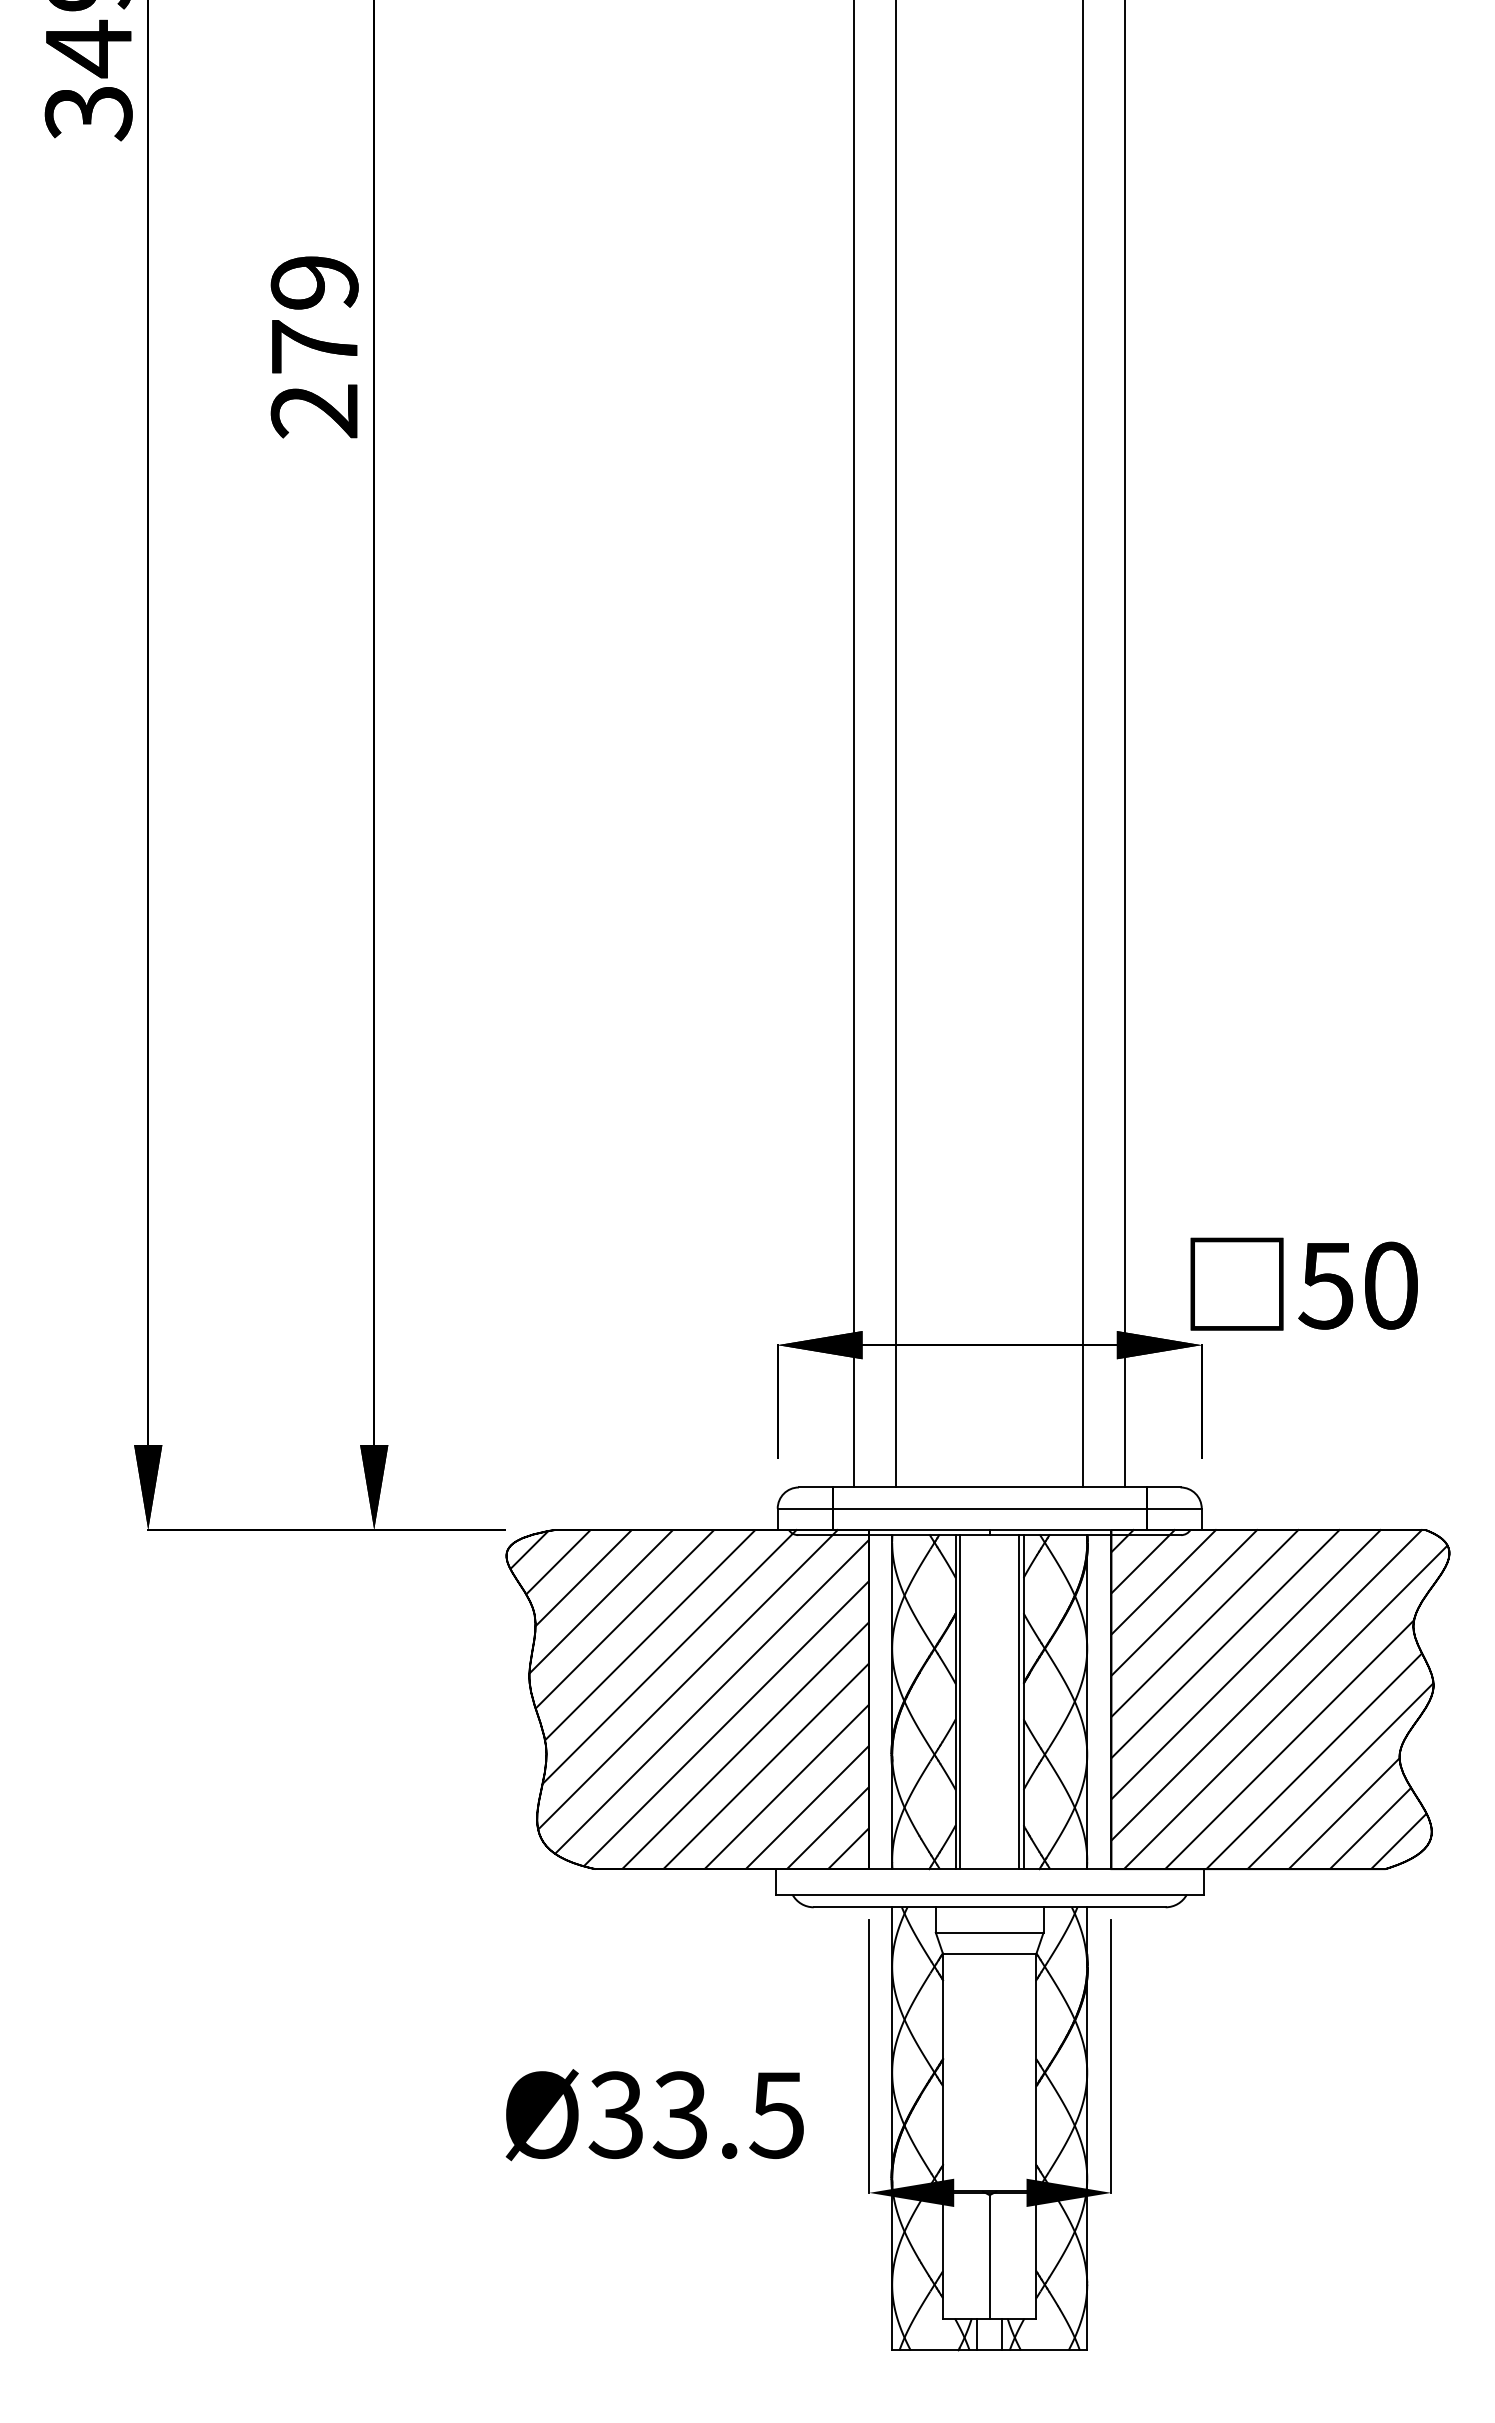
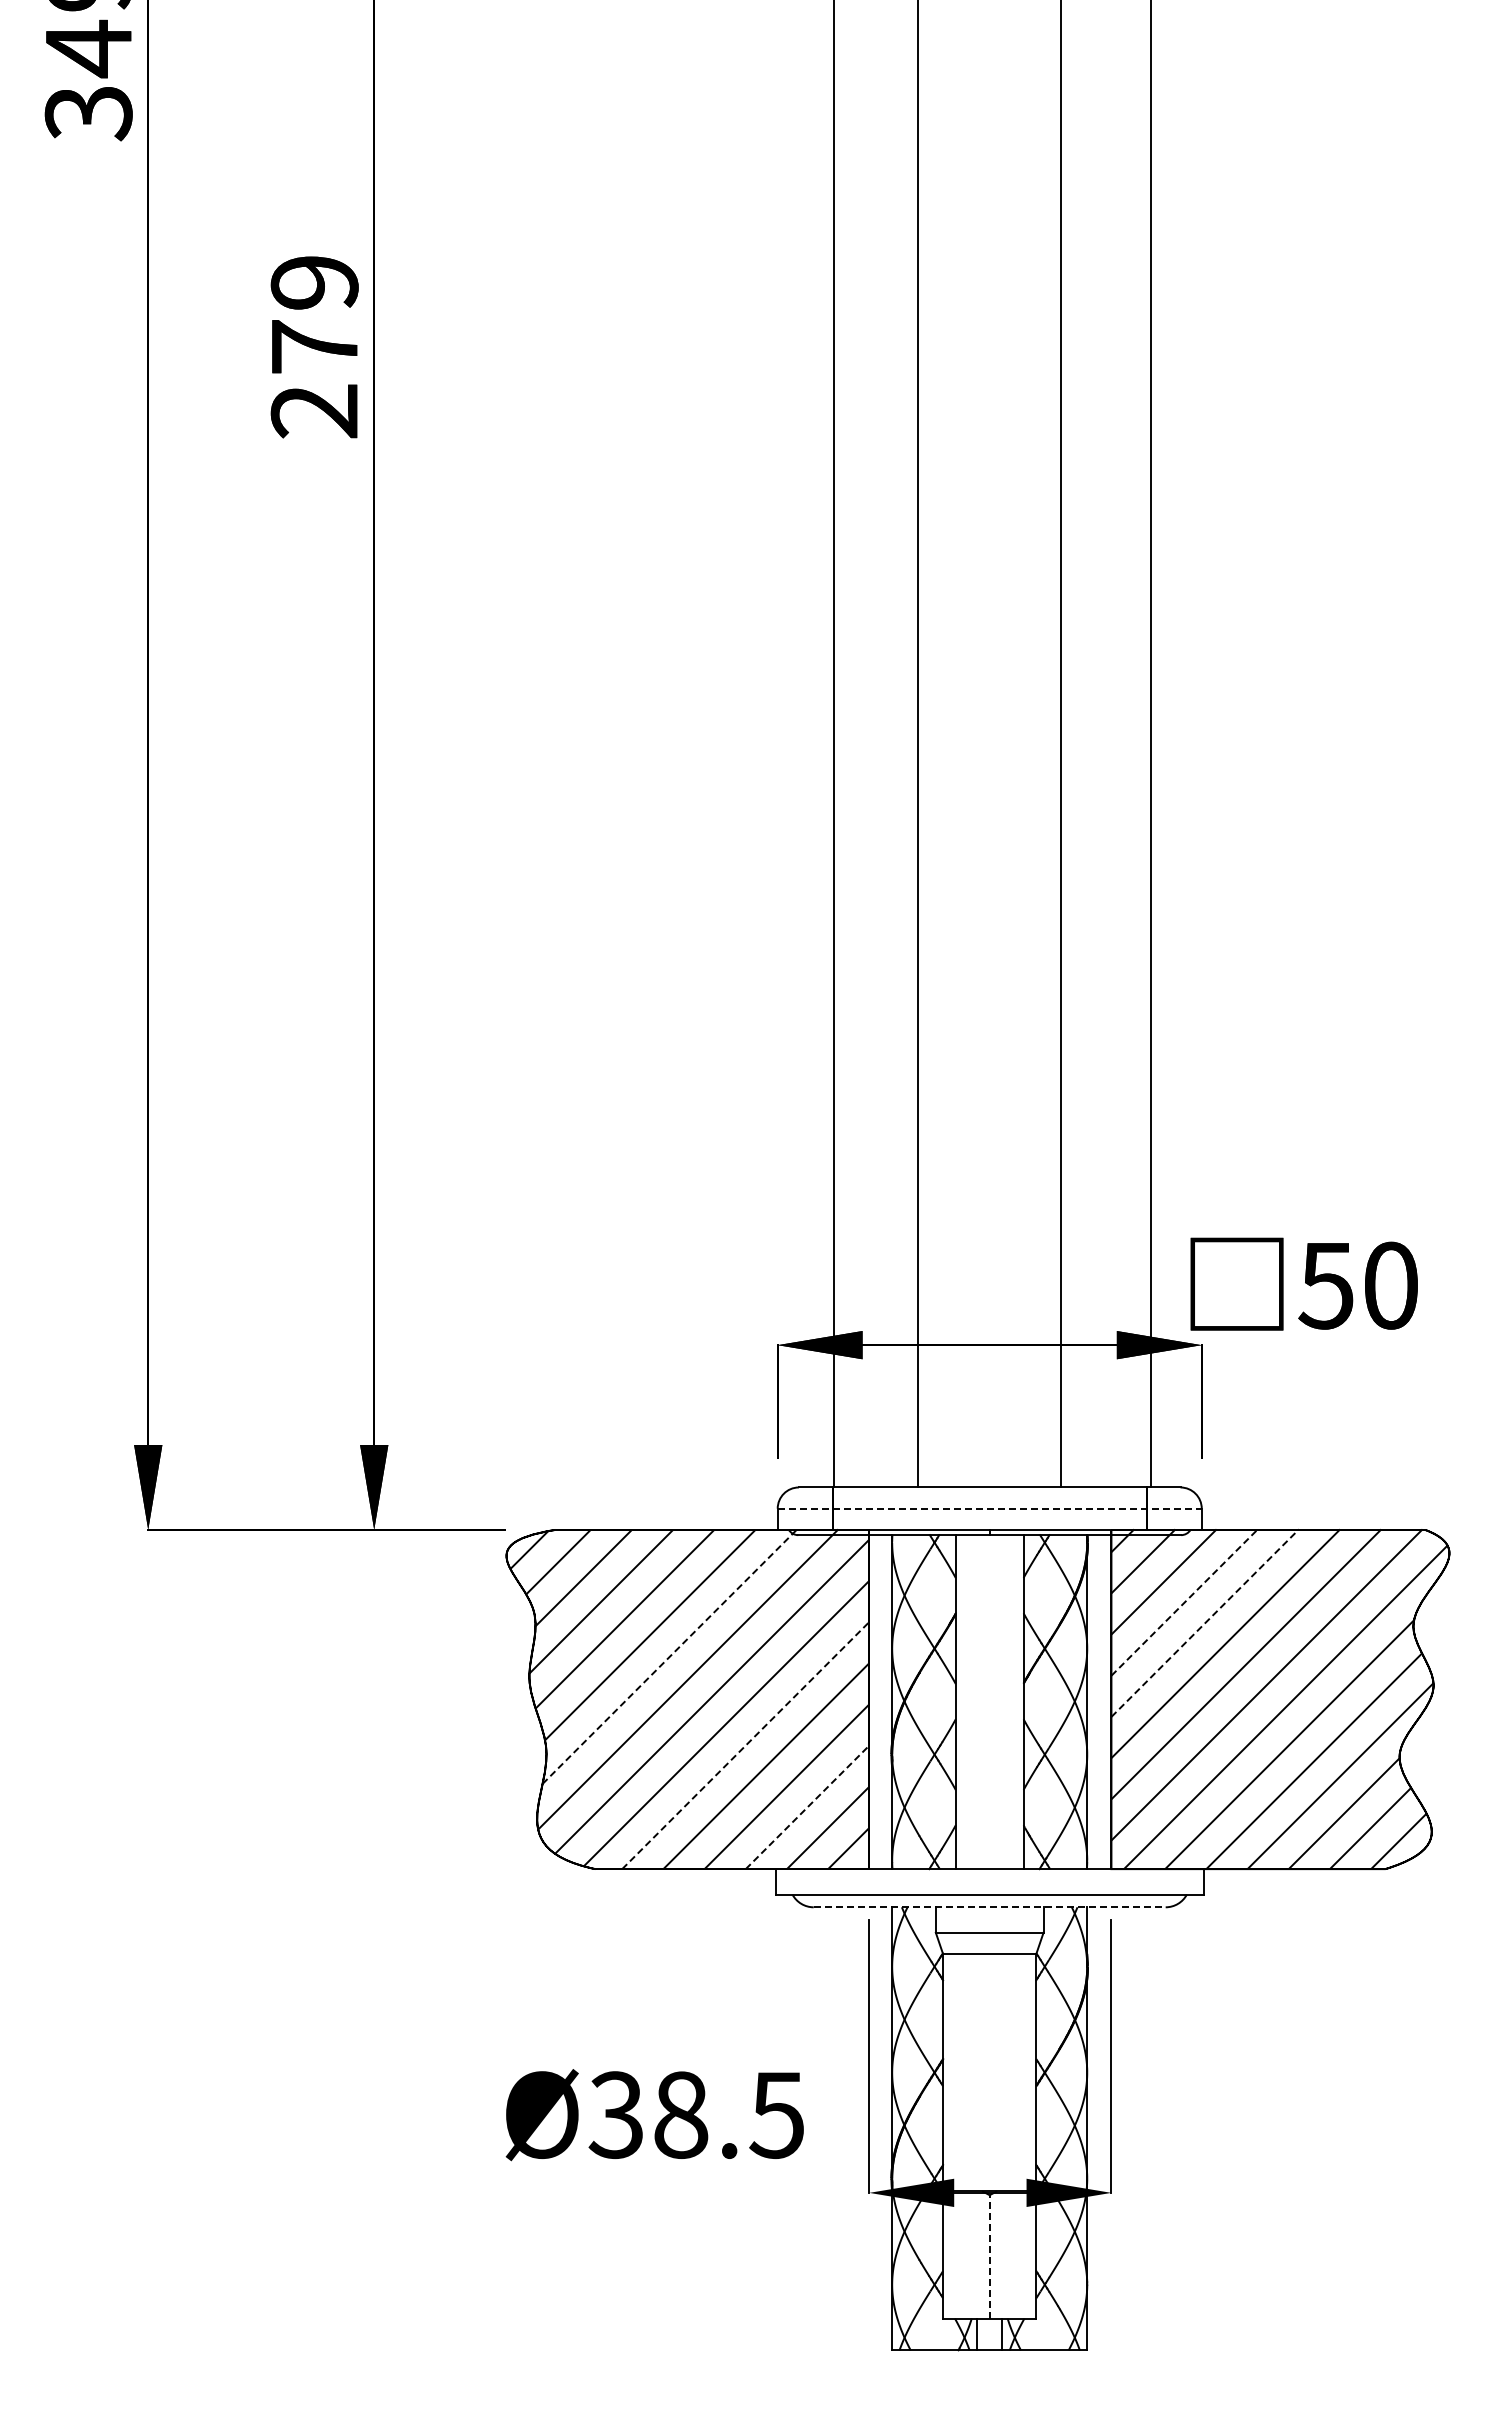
line position: (854, 744) -> (834, 744) (834, 744)
line position: (896, 744) -> (918, 744) (918, 744)
line position: (1083, 744) -> (1061, 744) (1061, 744)
line position: (1125, 744) -> (1151, 744) (1151, 744)
line: solid -> dashed (990, 1508)
line: solid -> dashed (1184, 1602)
line: solid -> dashed (1205, 1623)
line: solid -> dashed (670, 1656)
line: present -> none (960, 1702)
line: present -> none (1019, 1702)
line: solid -> dashed (745, 1745)
line: solid -> dashed (807, 1807)
line: solid -> dashed (989, 1907)
text: Ø33.5 -> Ø38.5 (680, 2114)
line: solid -> dashed (989, 2256)
